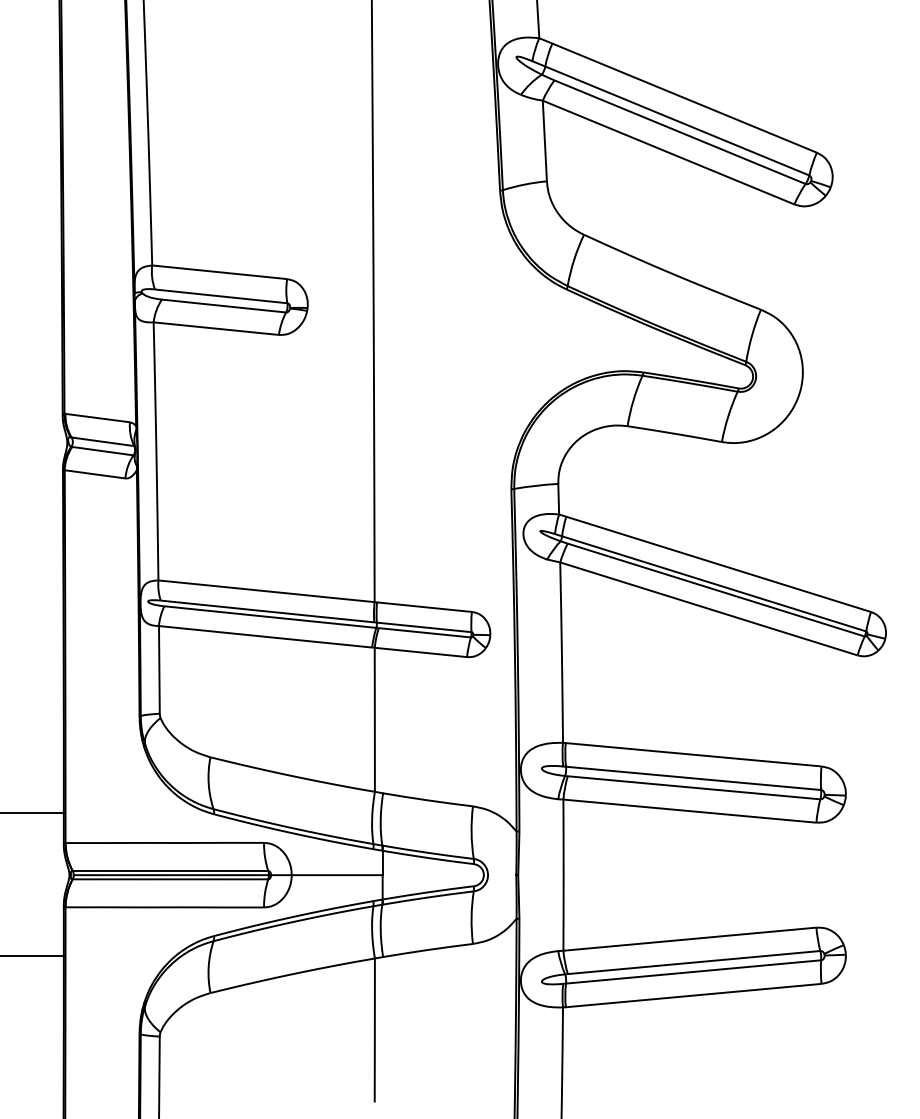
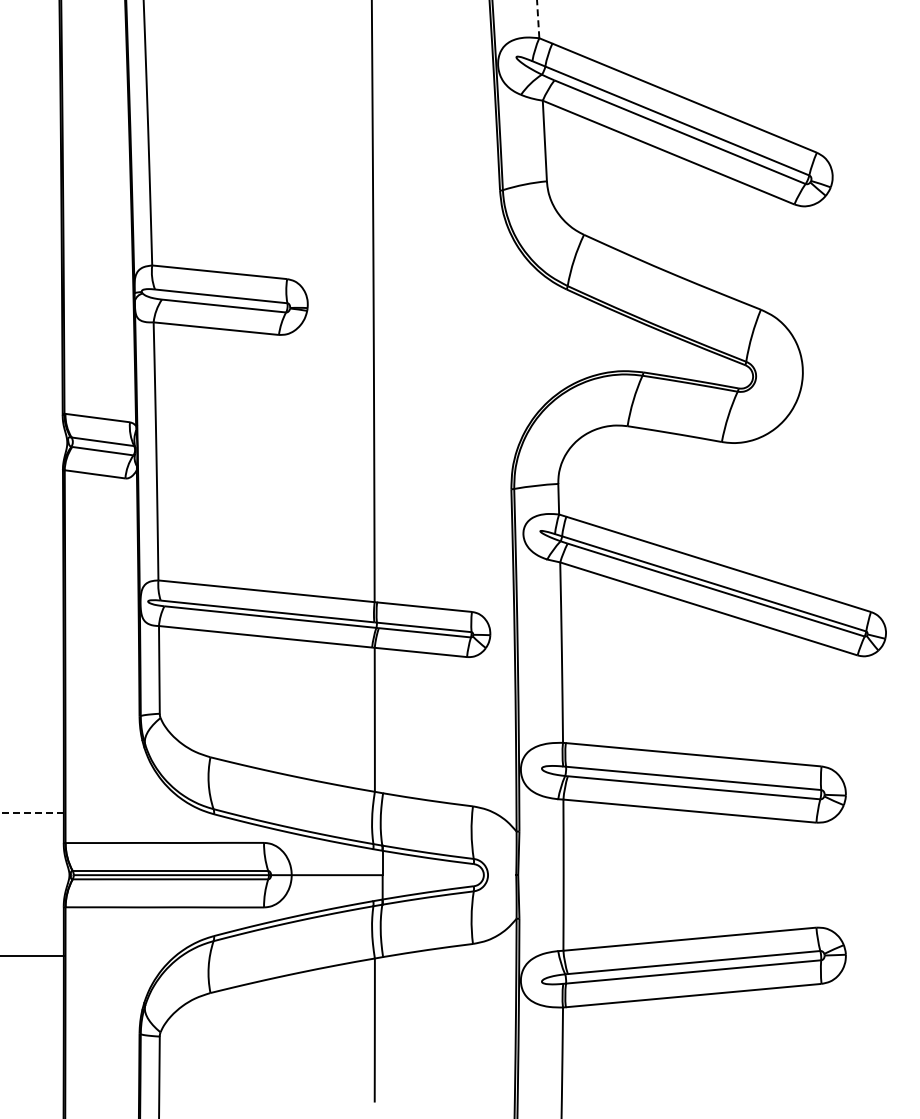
line: solid -> dashed (538, 19)
line: solid -> dashed (32, 812)
